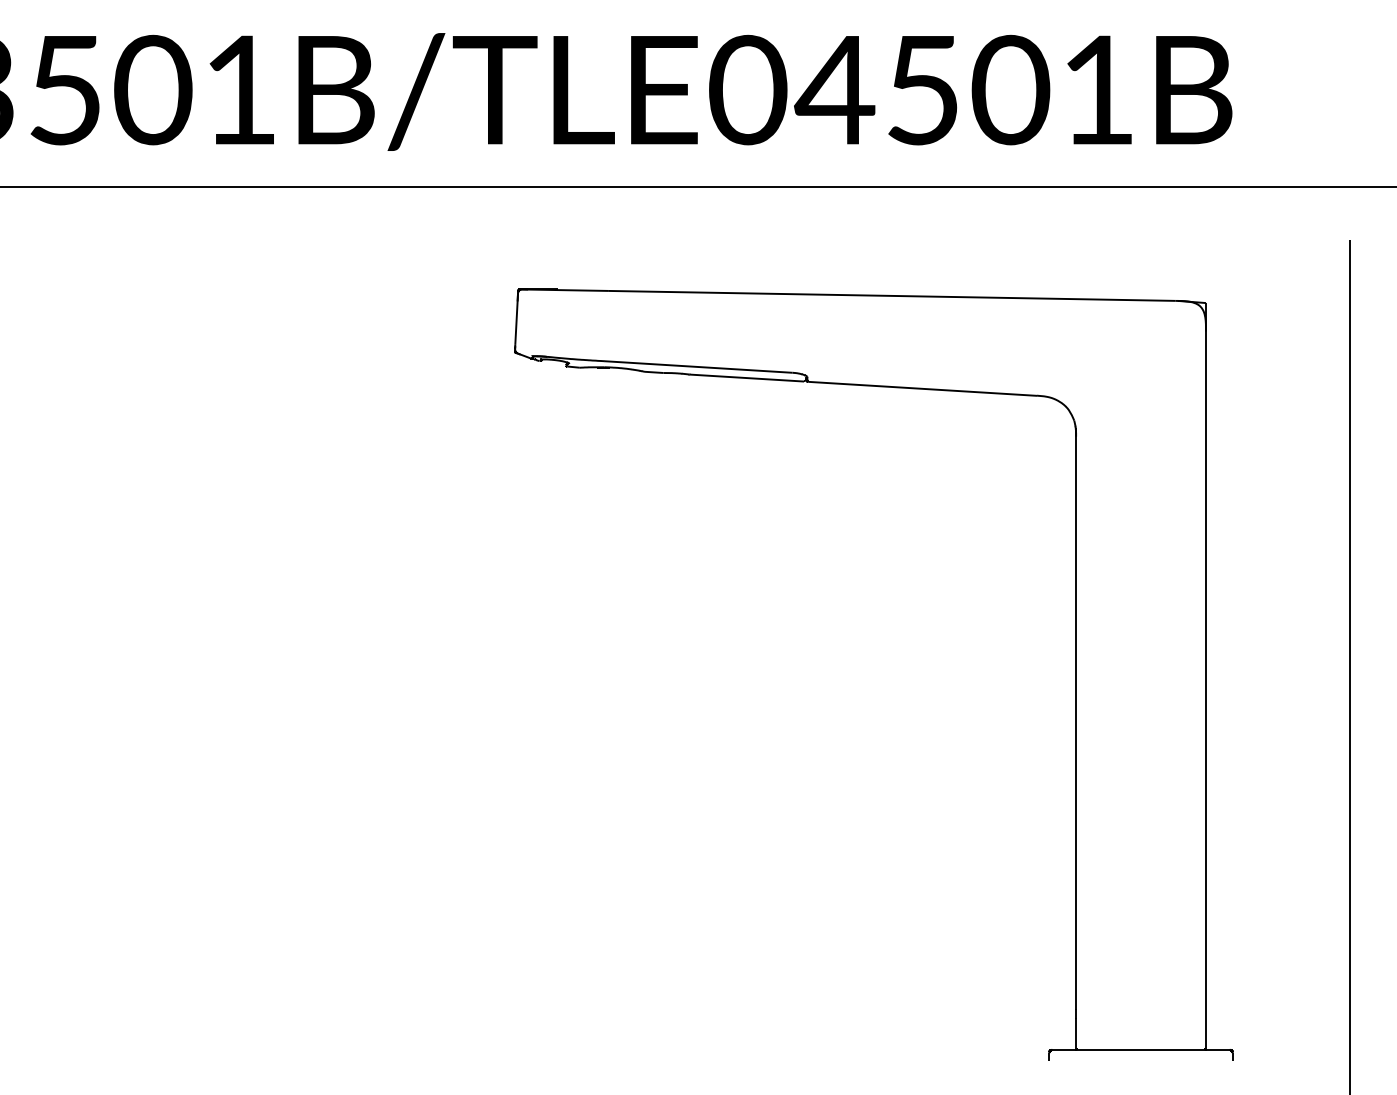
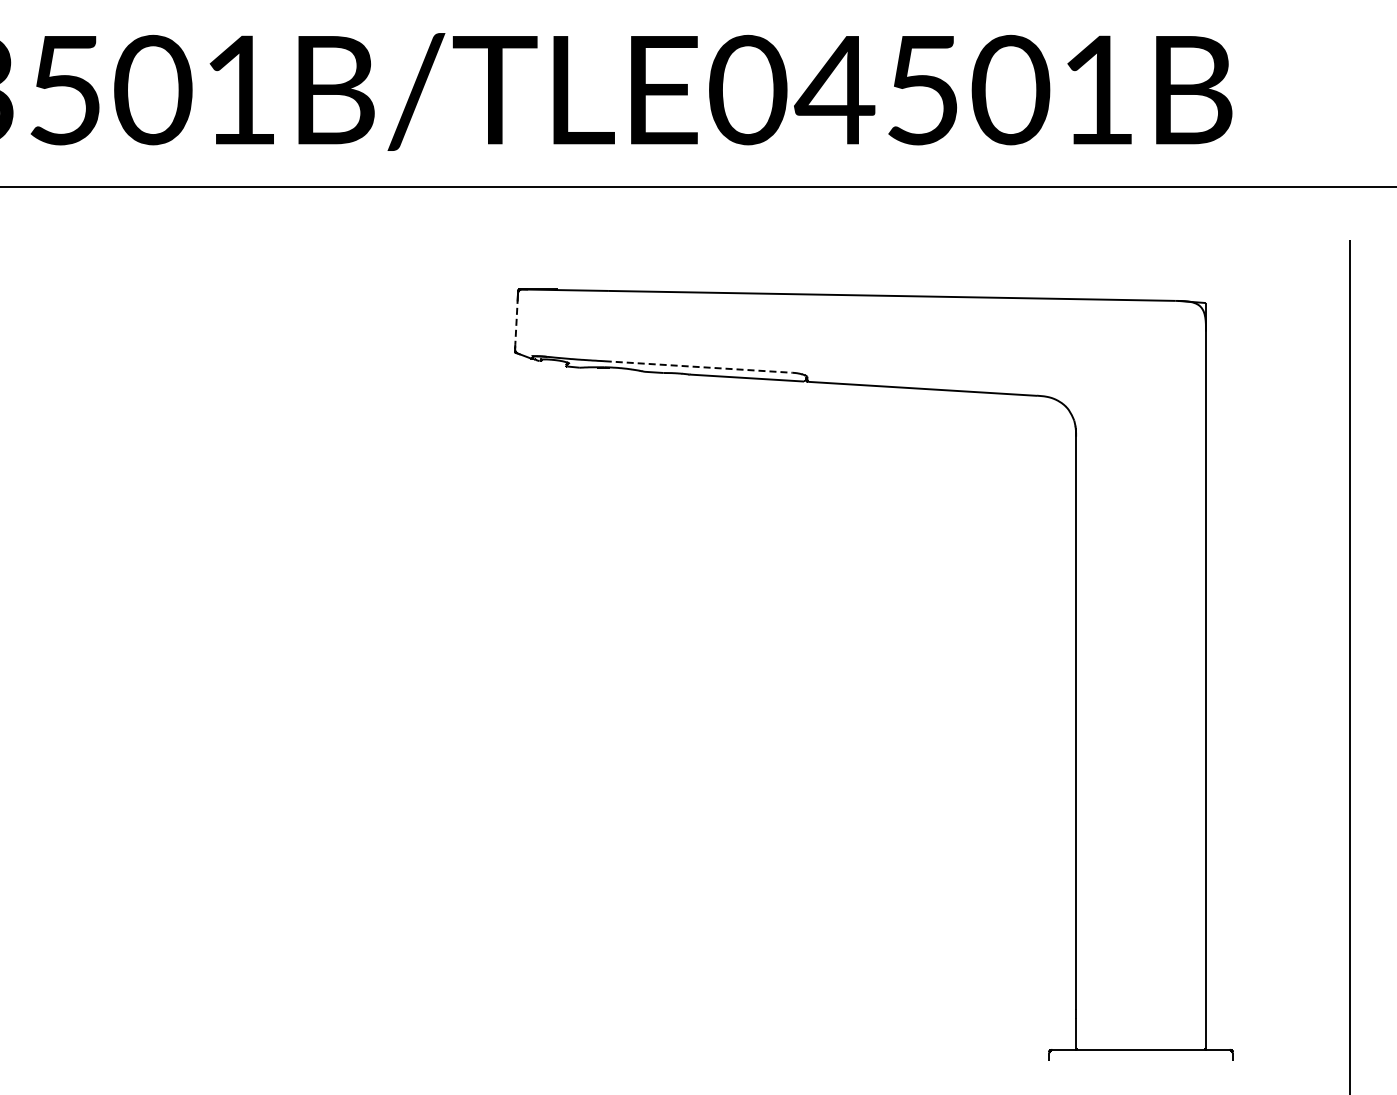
line: solid -> dashed (516, 321)
line: solid -> dashed (698, 367)
